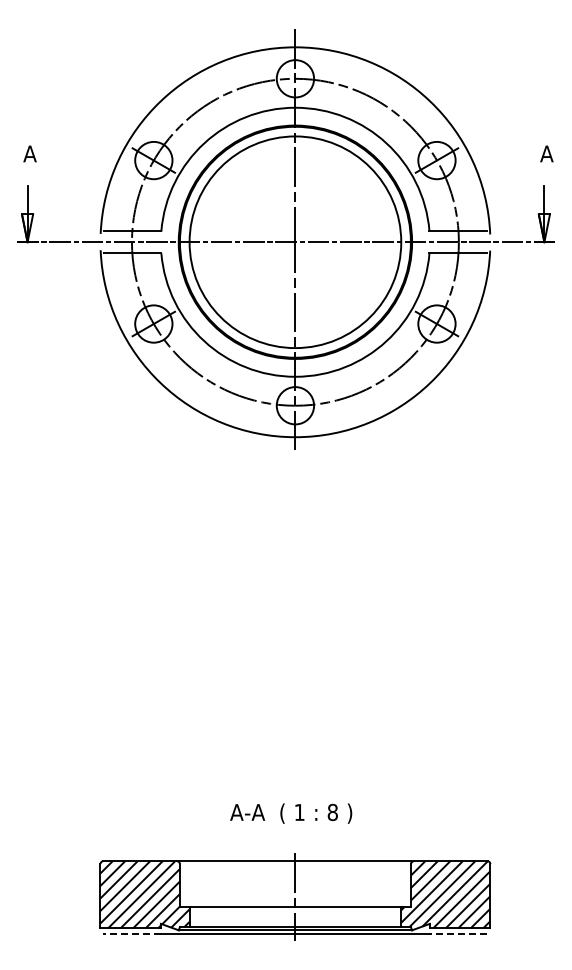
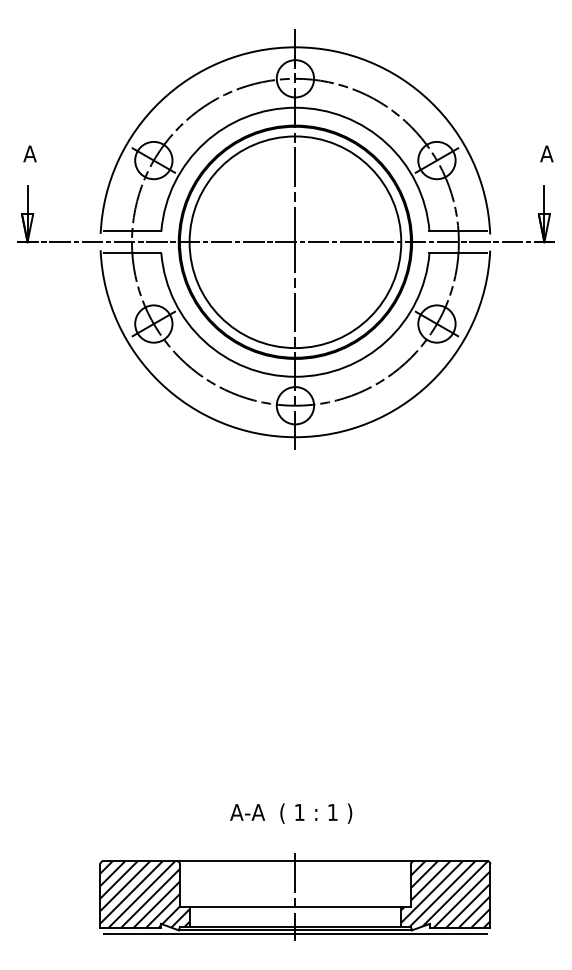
text: 8 -> 1 (332, 812)
line: dashed -> solid (132, 933)
line: dashed -> solid (458, 933)
